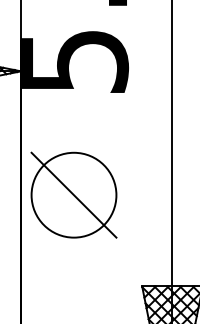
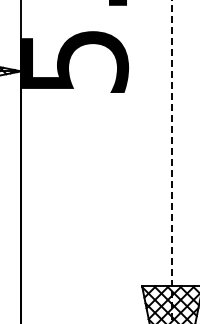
line: solid -> dashed (172, 161)
part: present -> none (73, 194)
